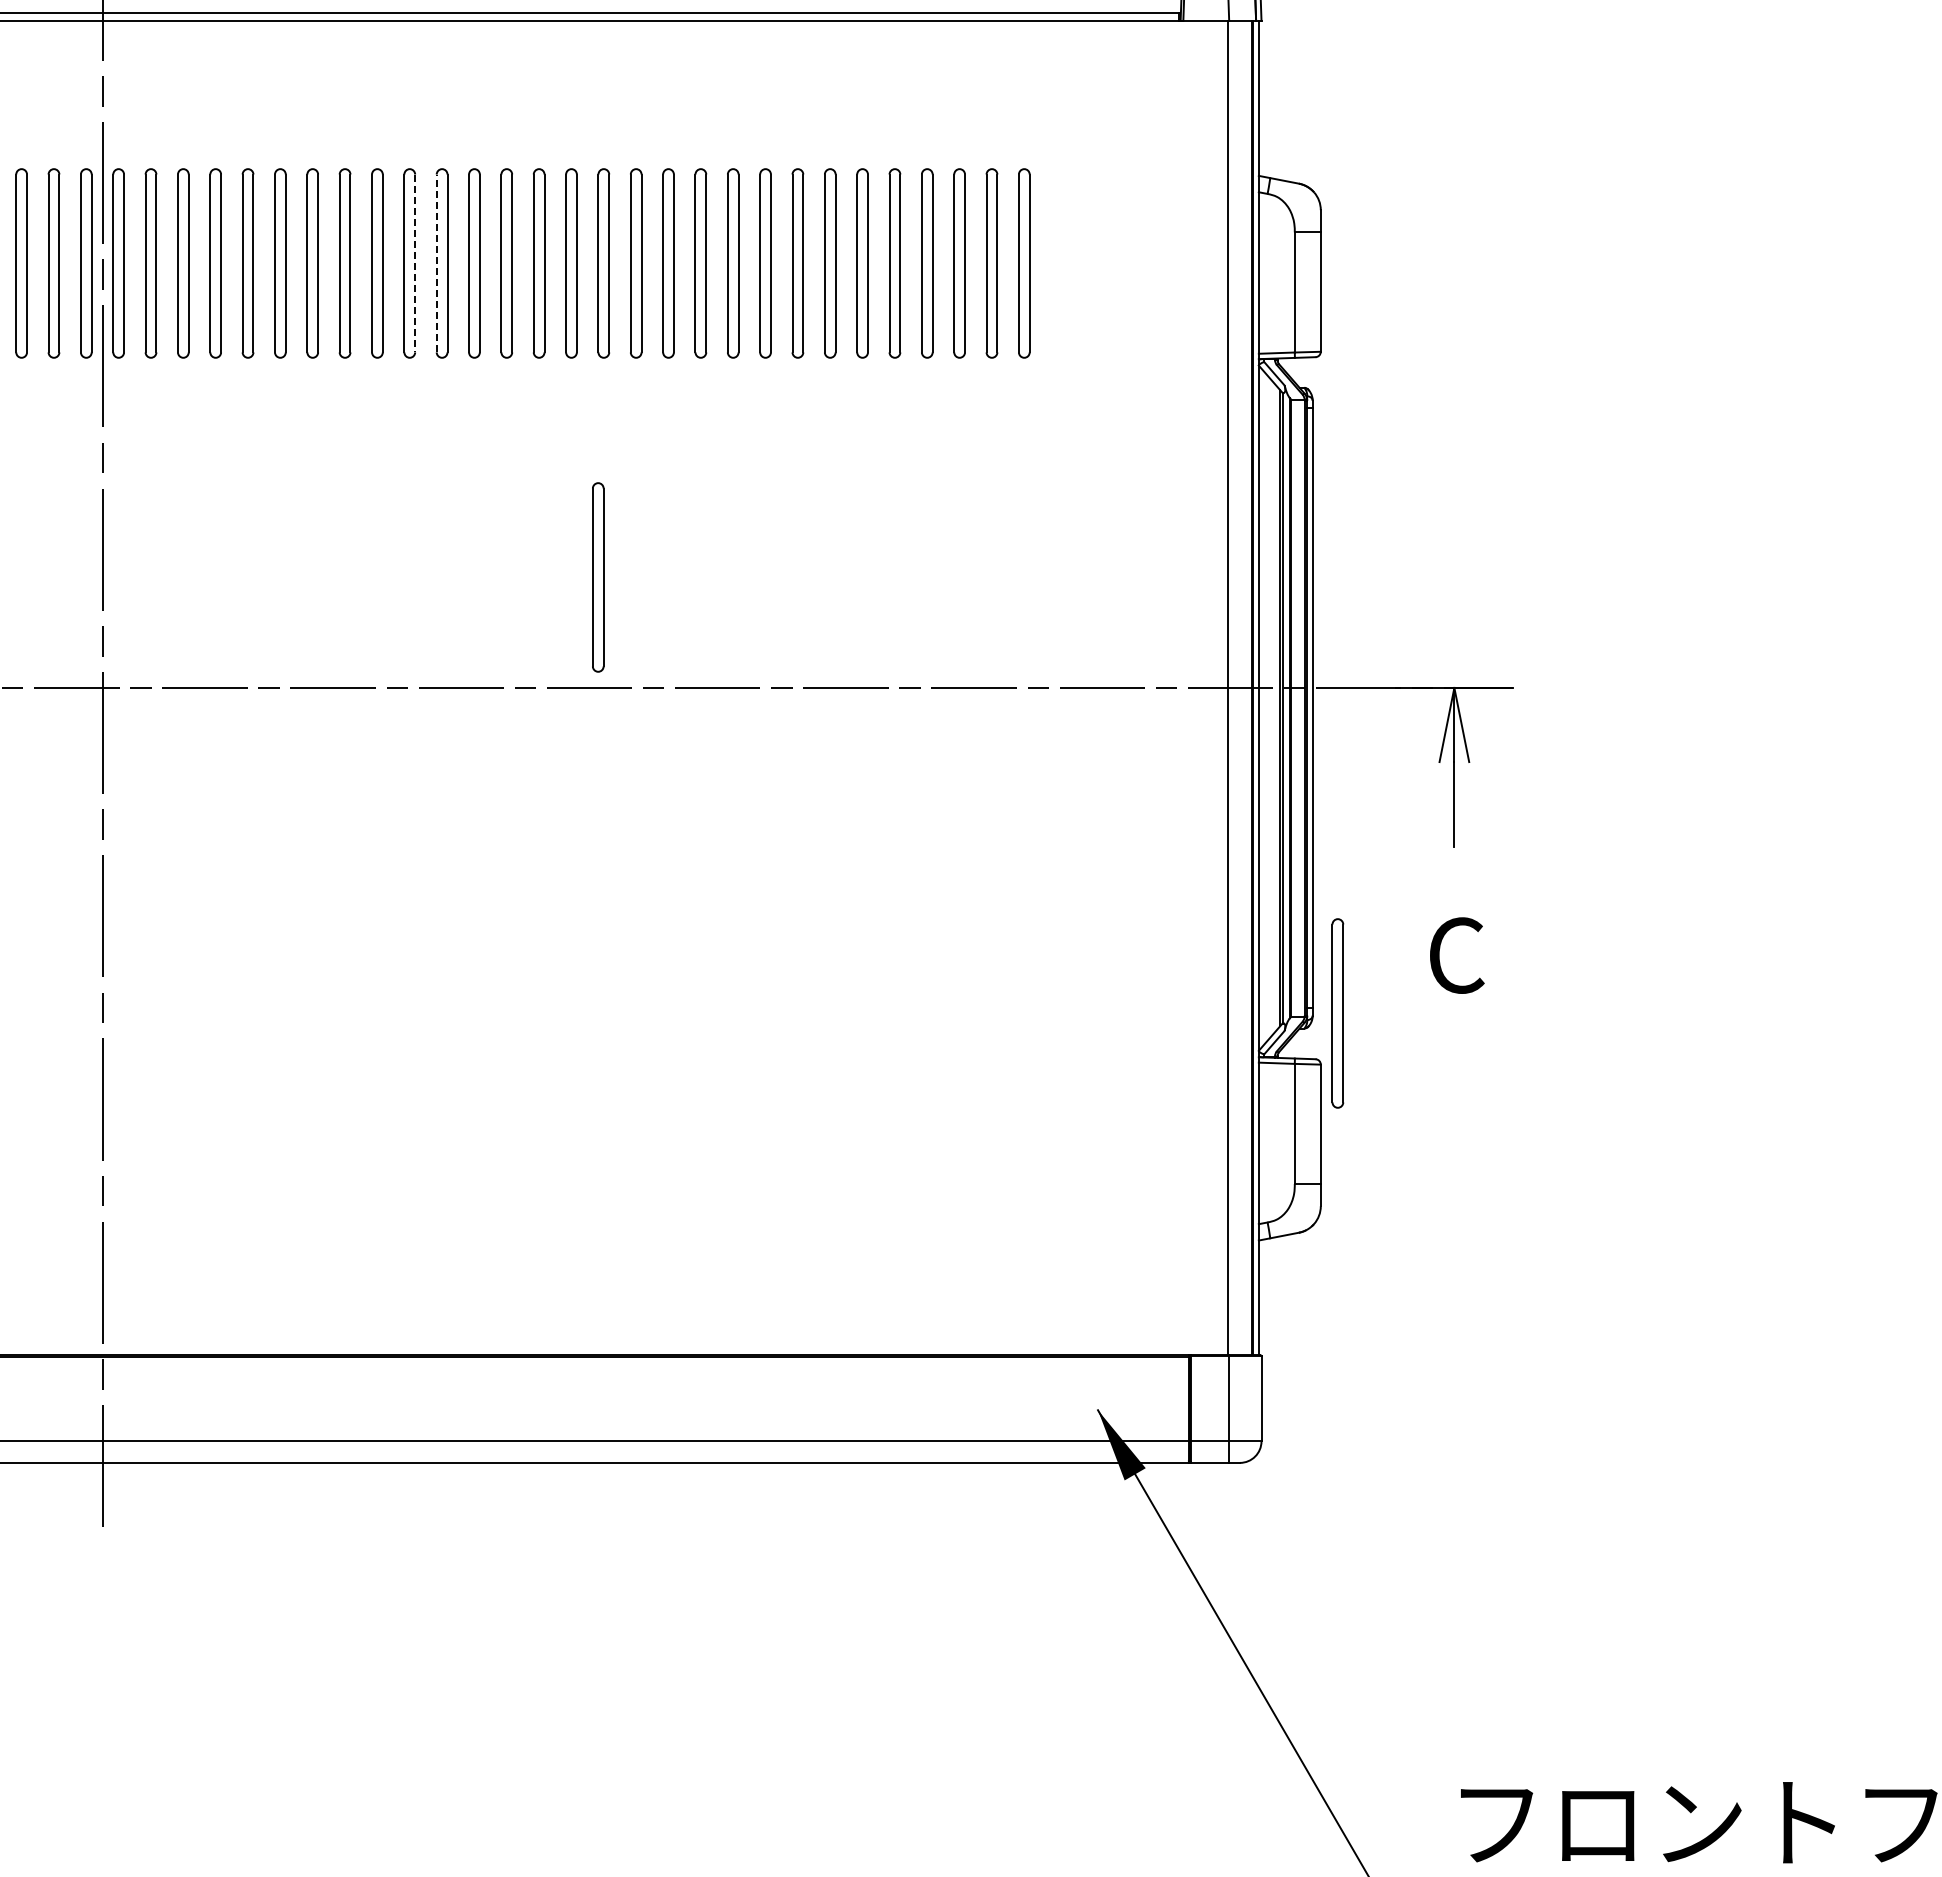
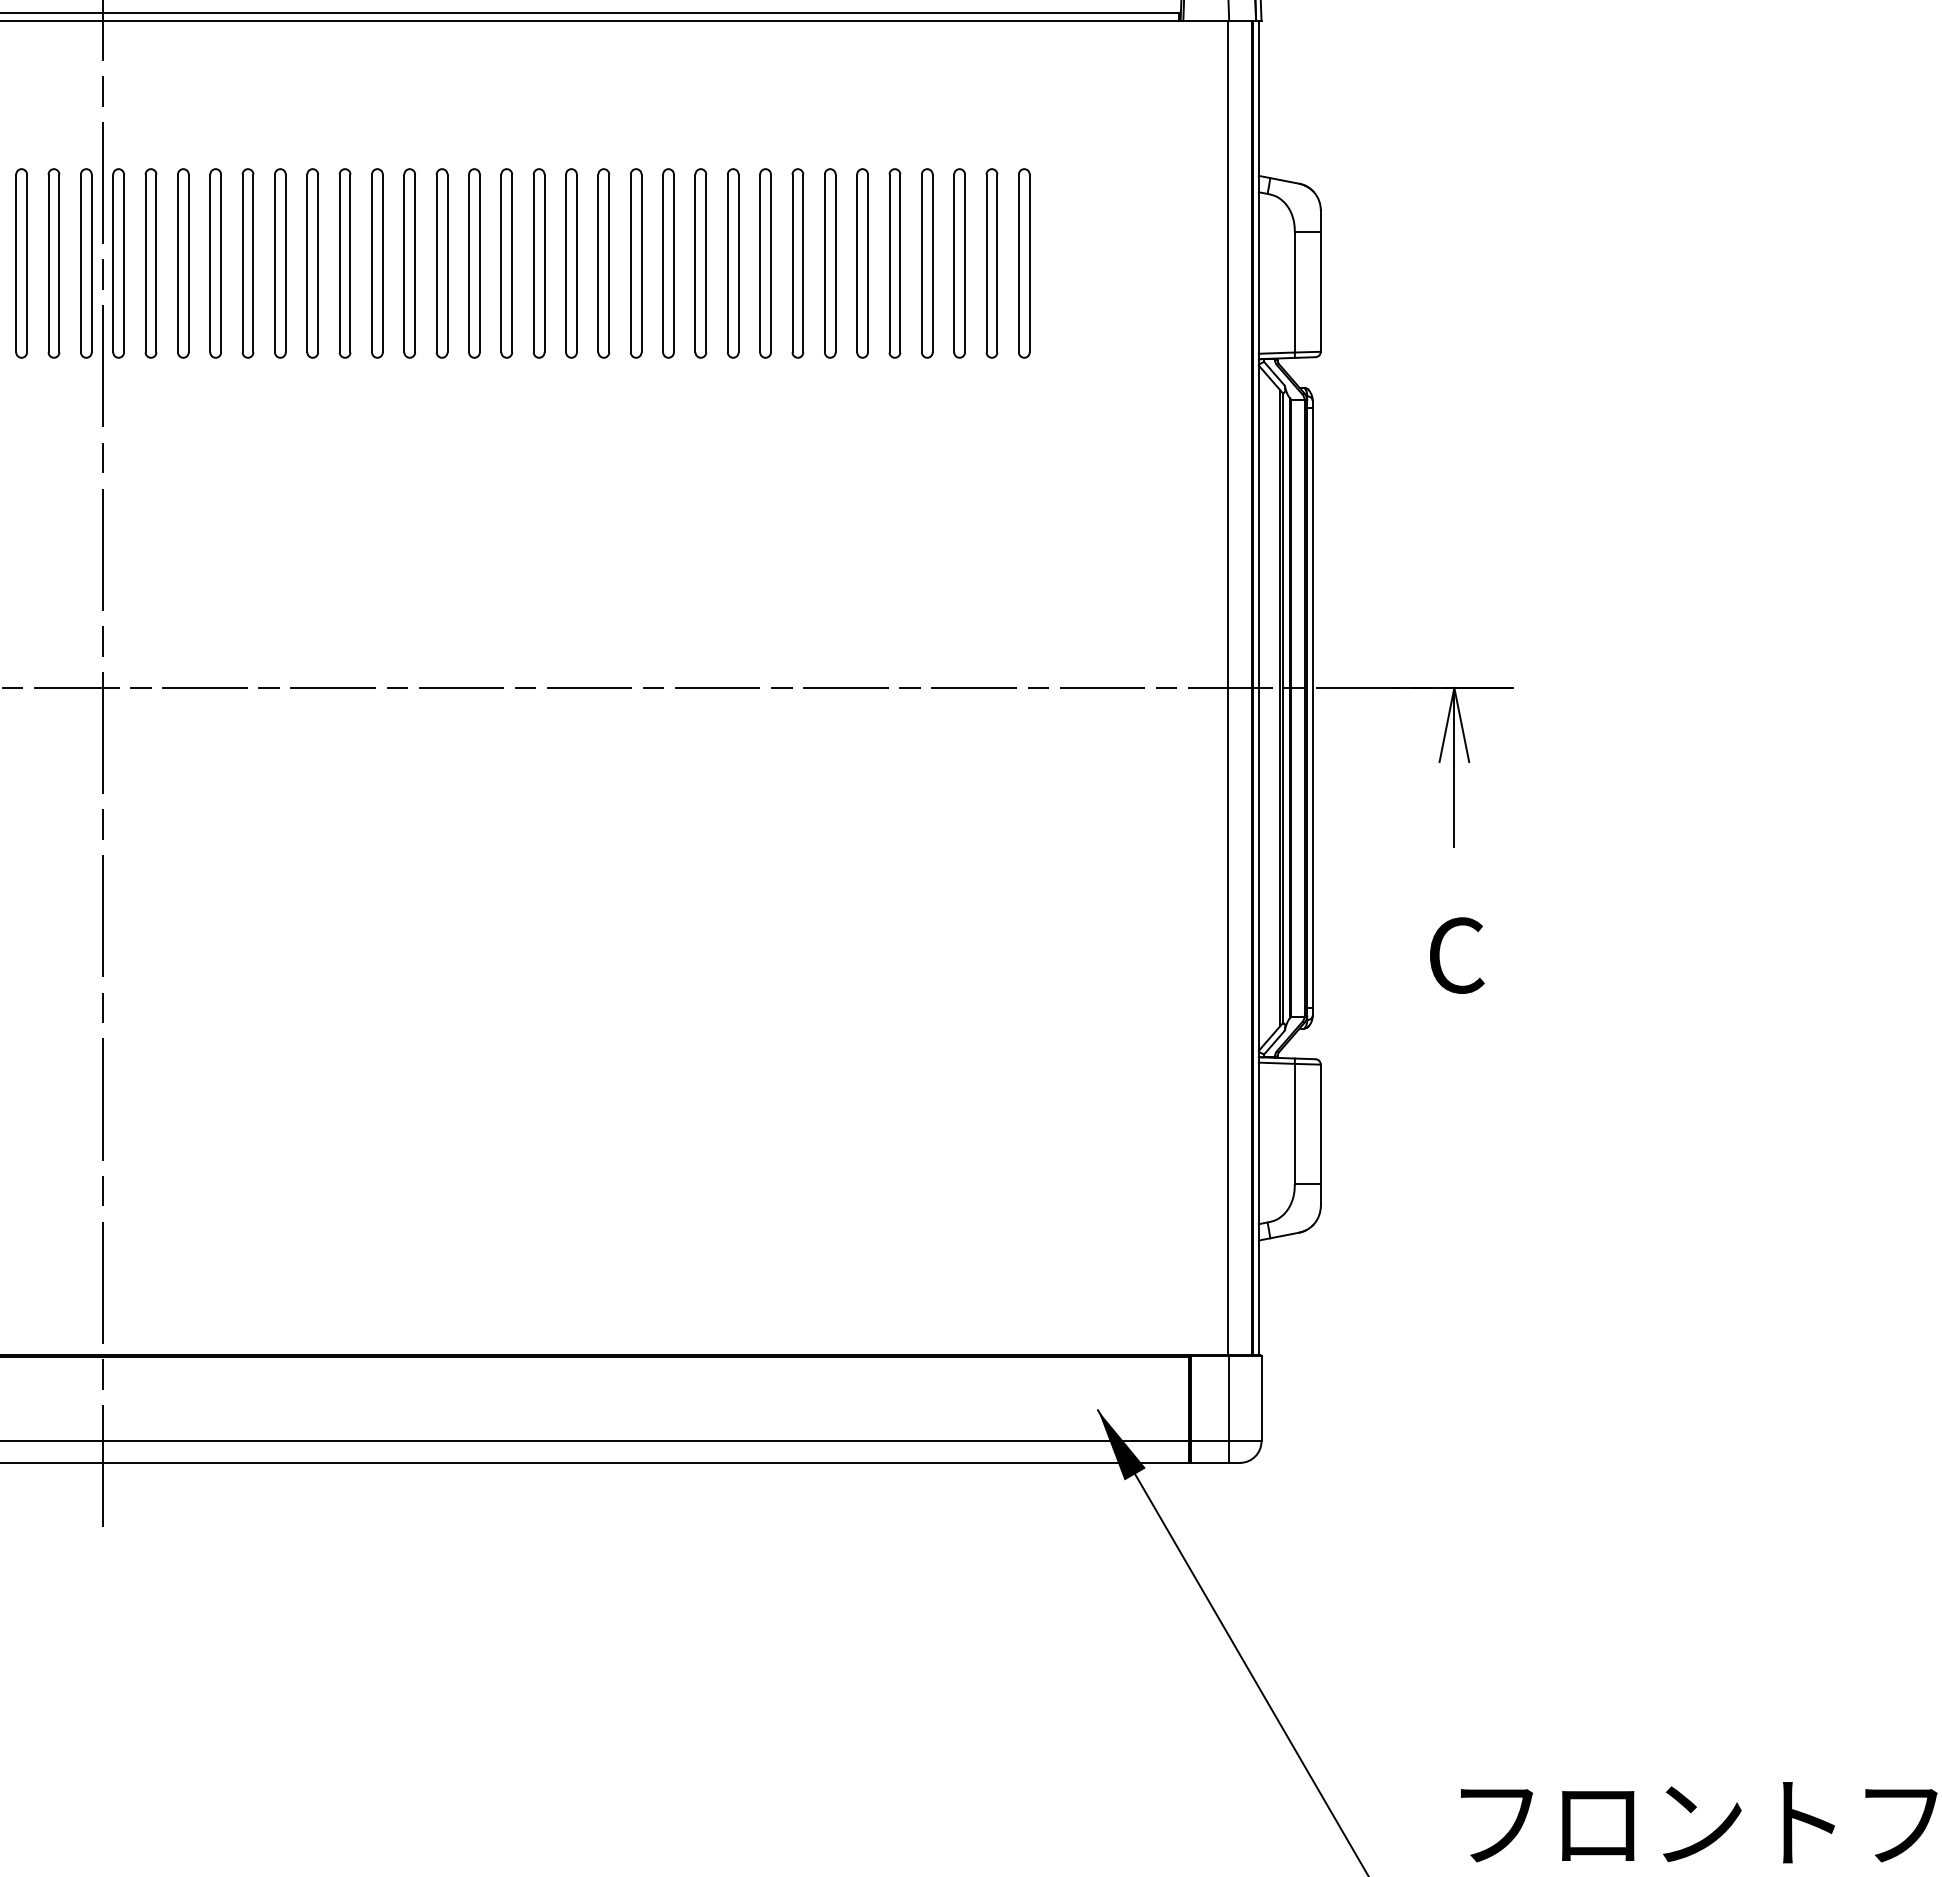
line: dashed -> solid (415, 263)
line: dashed -> solid (436, 263)
part: present -> none (598, 577)
part: present -> none (1337, 1013)
